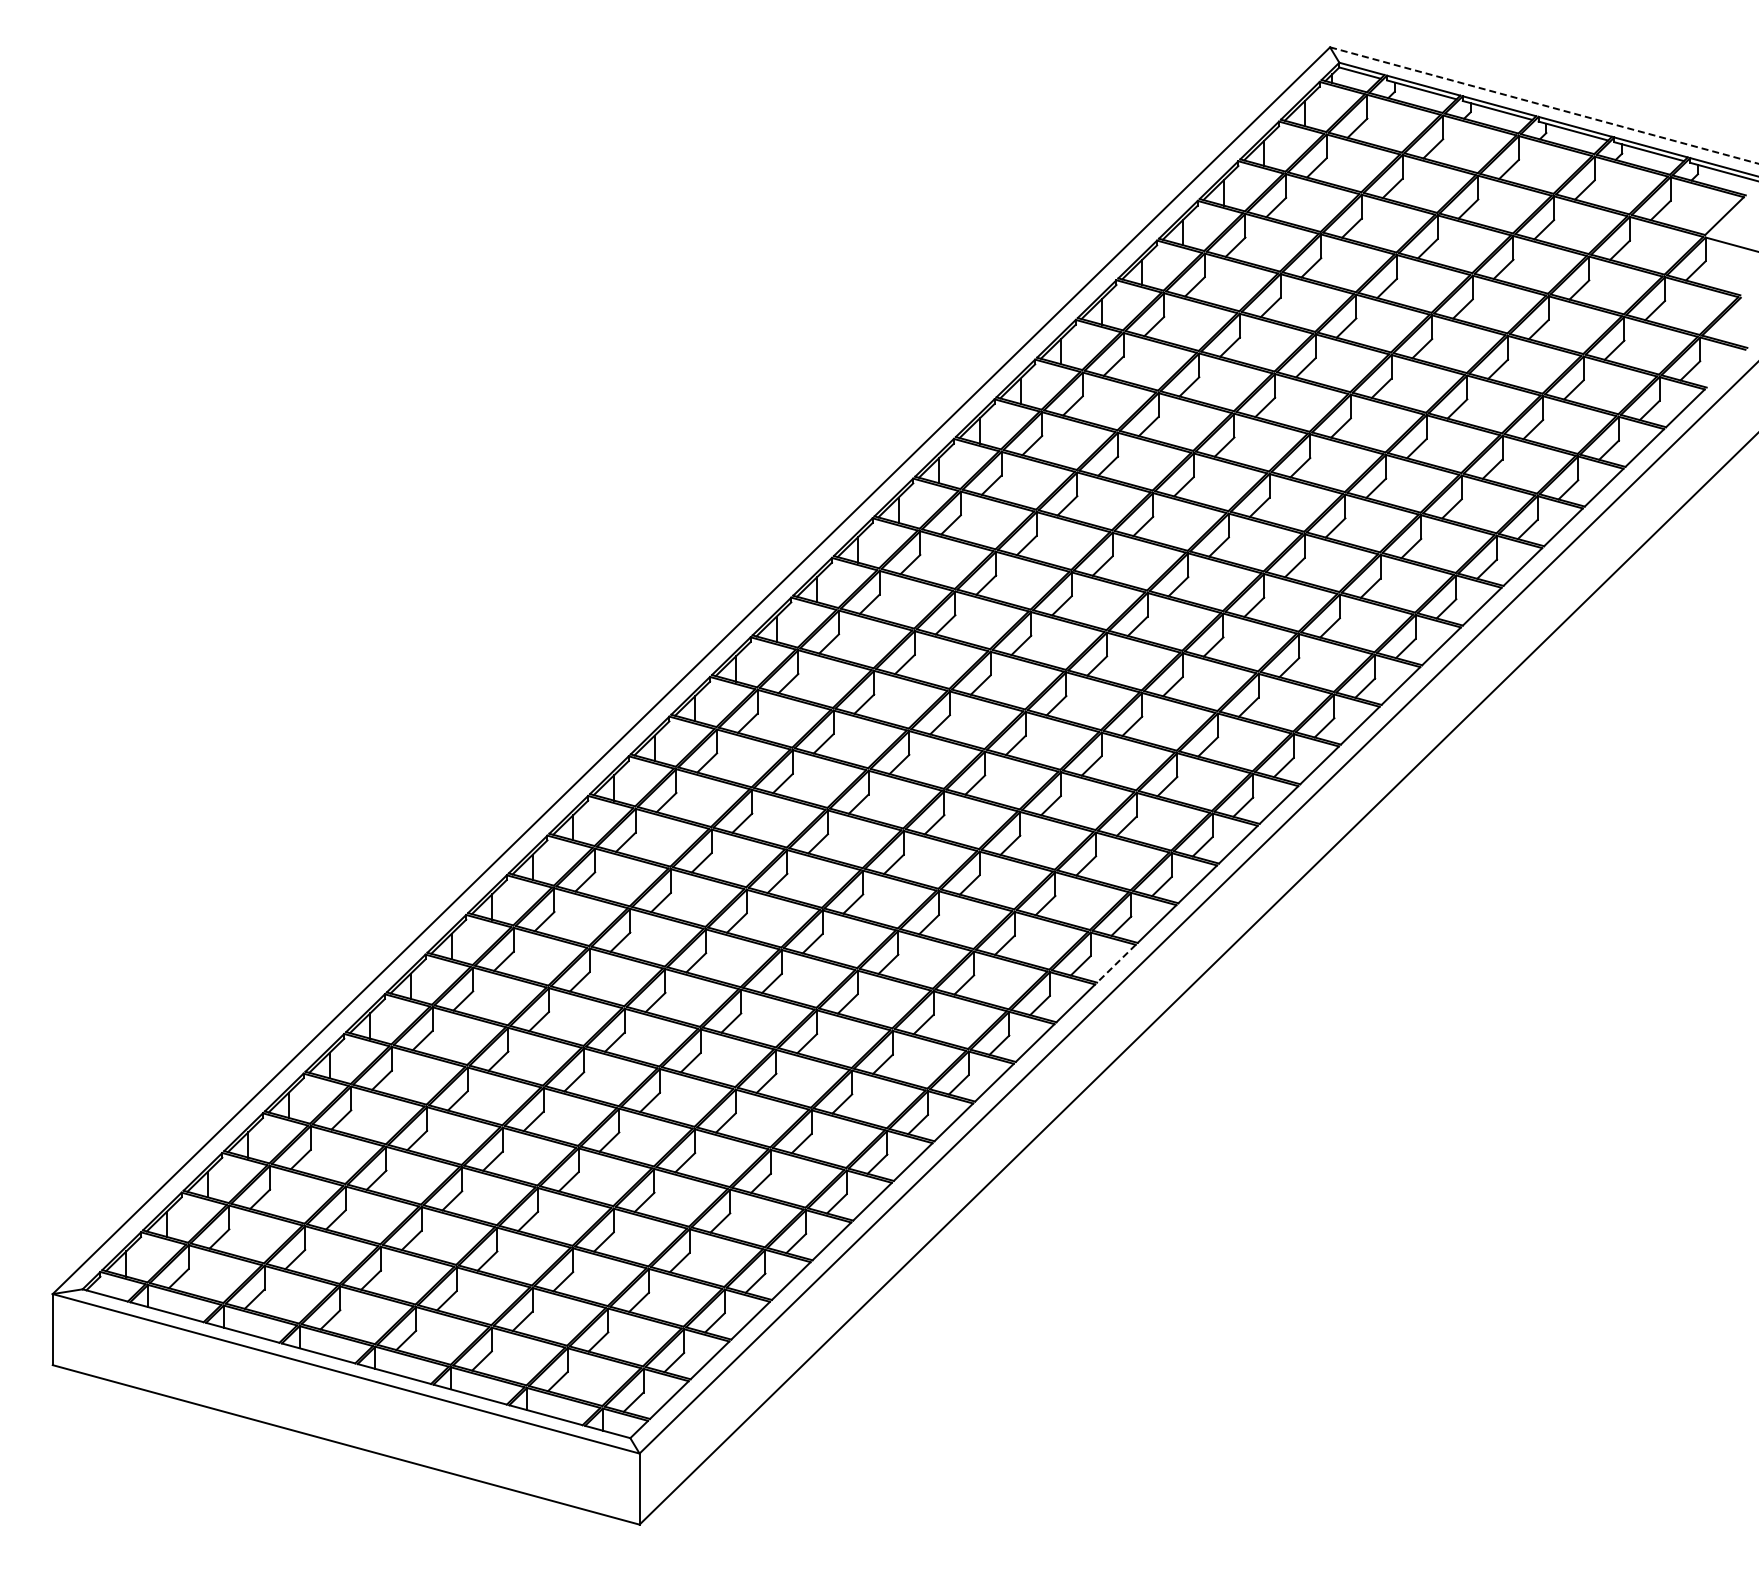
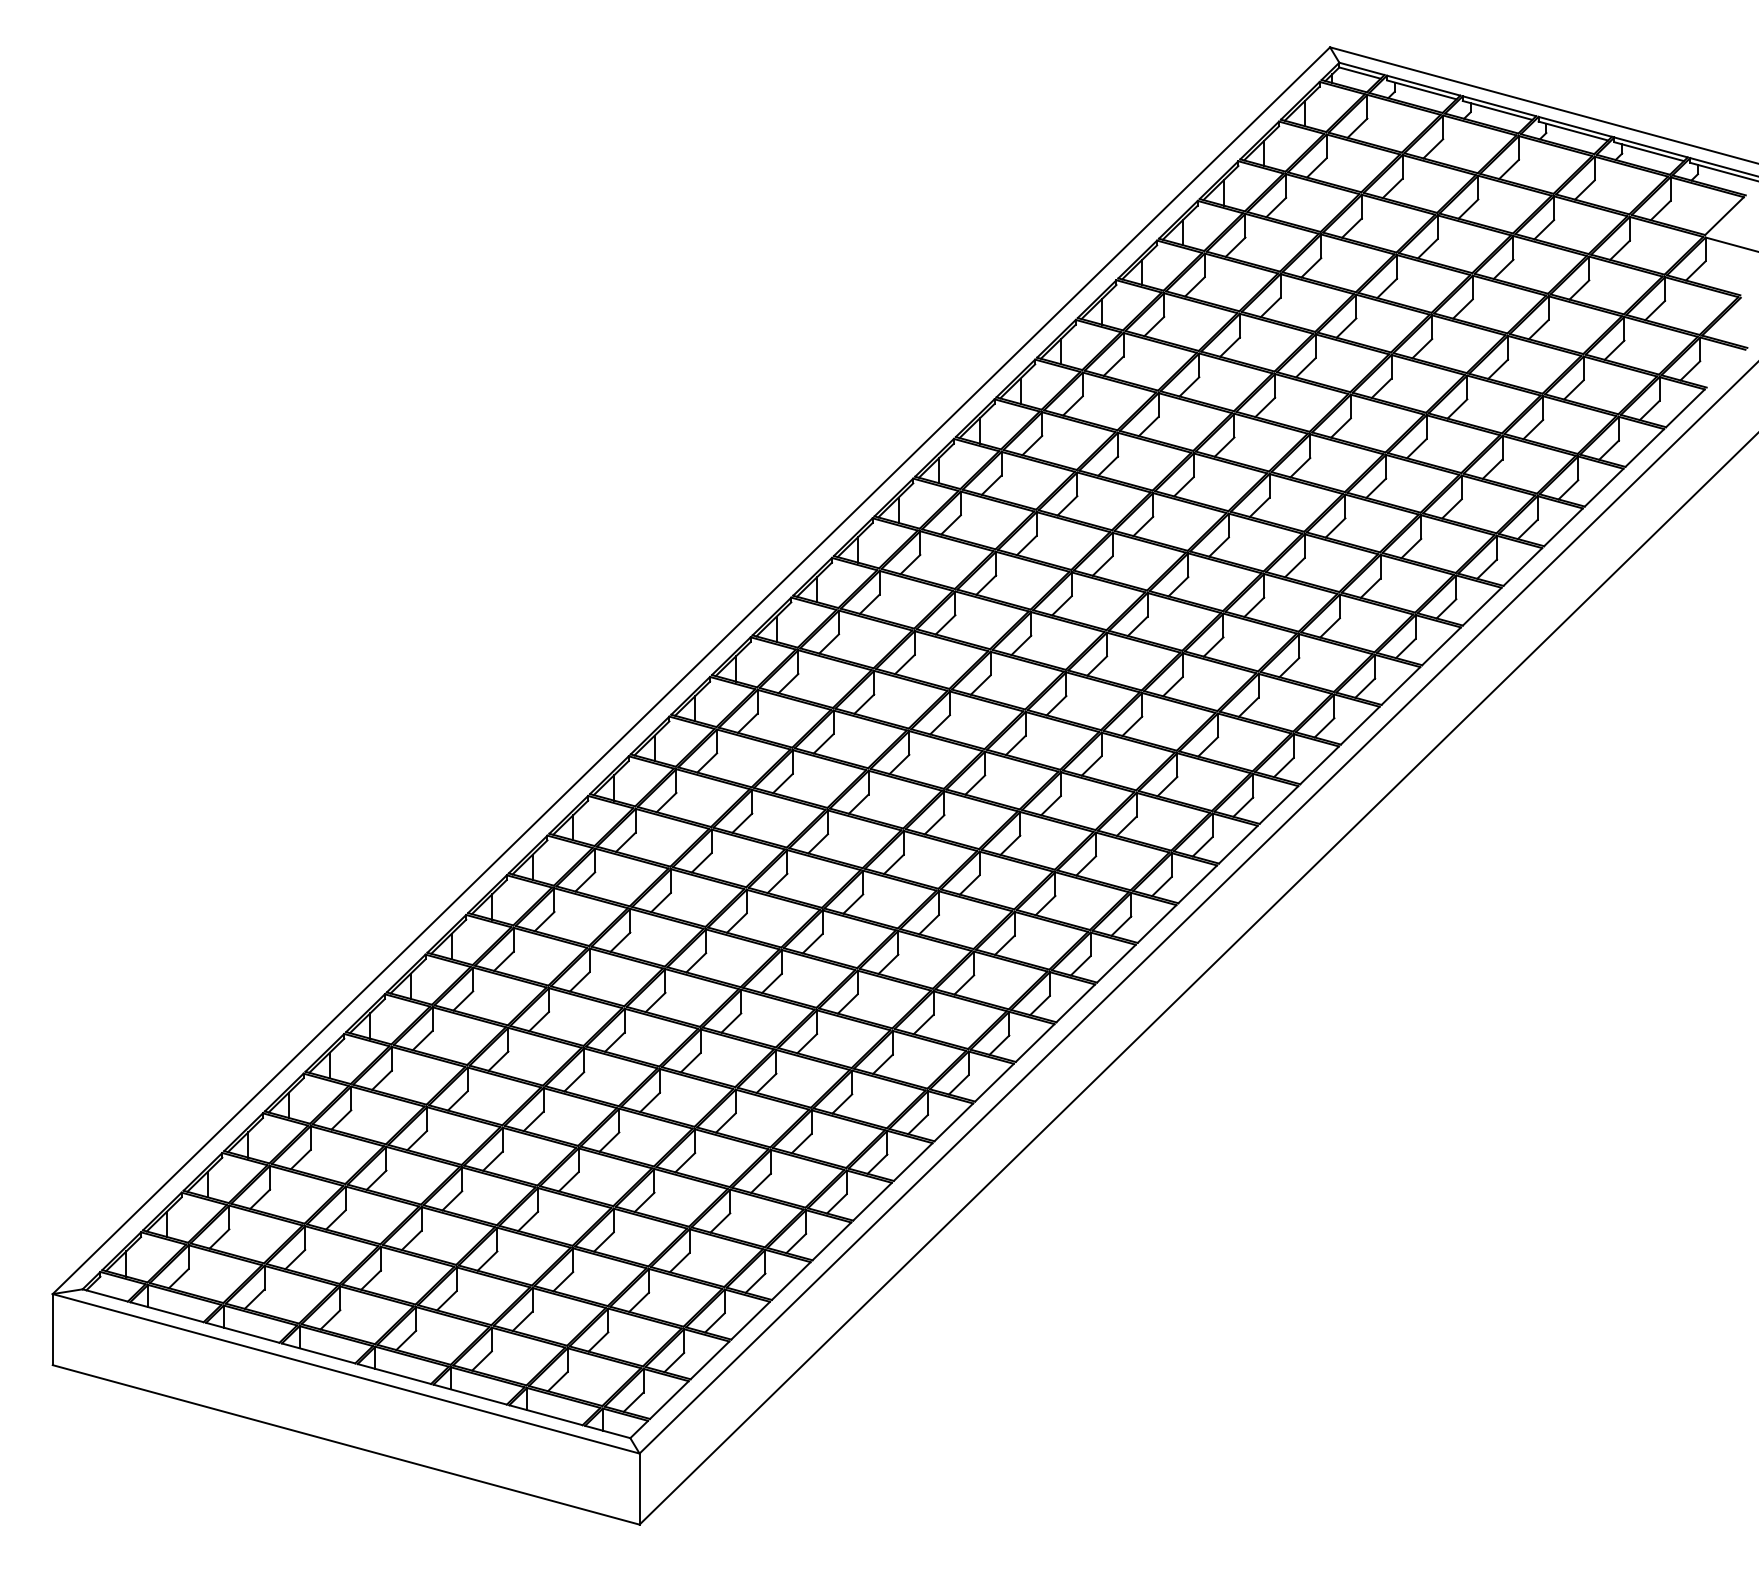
line: dashed -> solid (1544, 105)
line: dashed -> solid (1116, 964)
